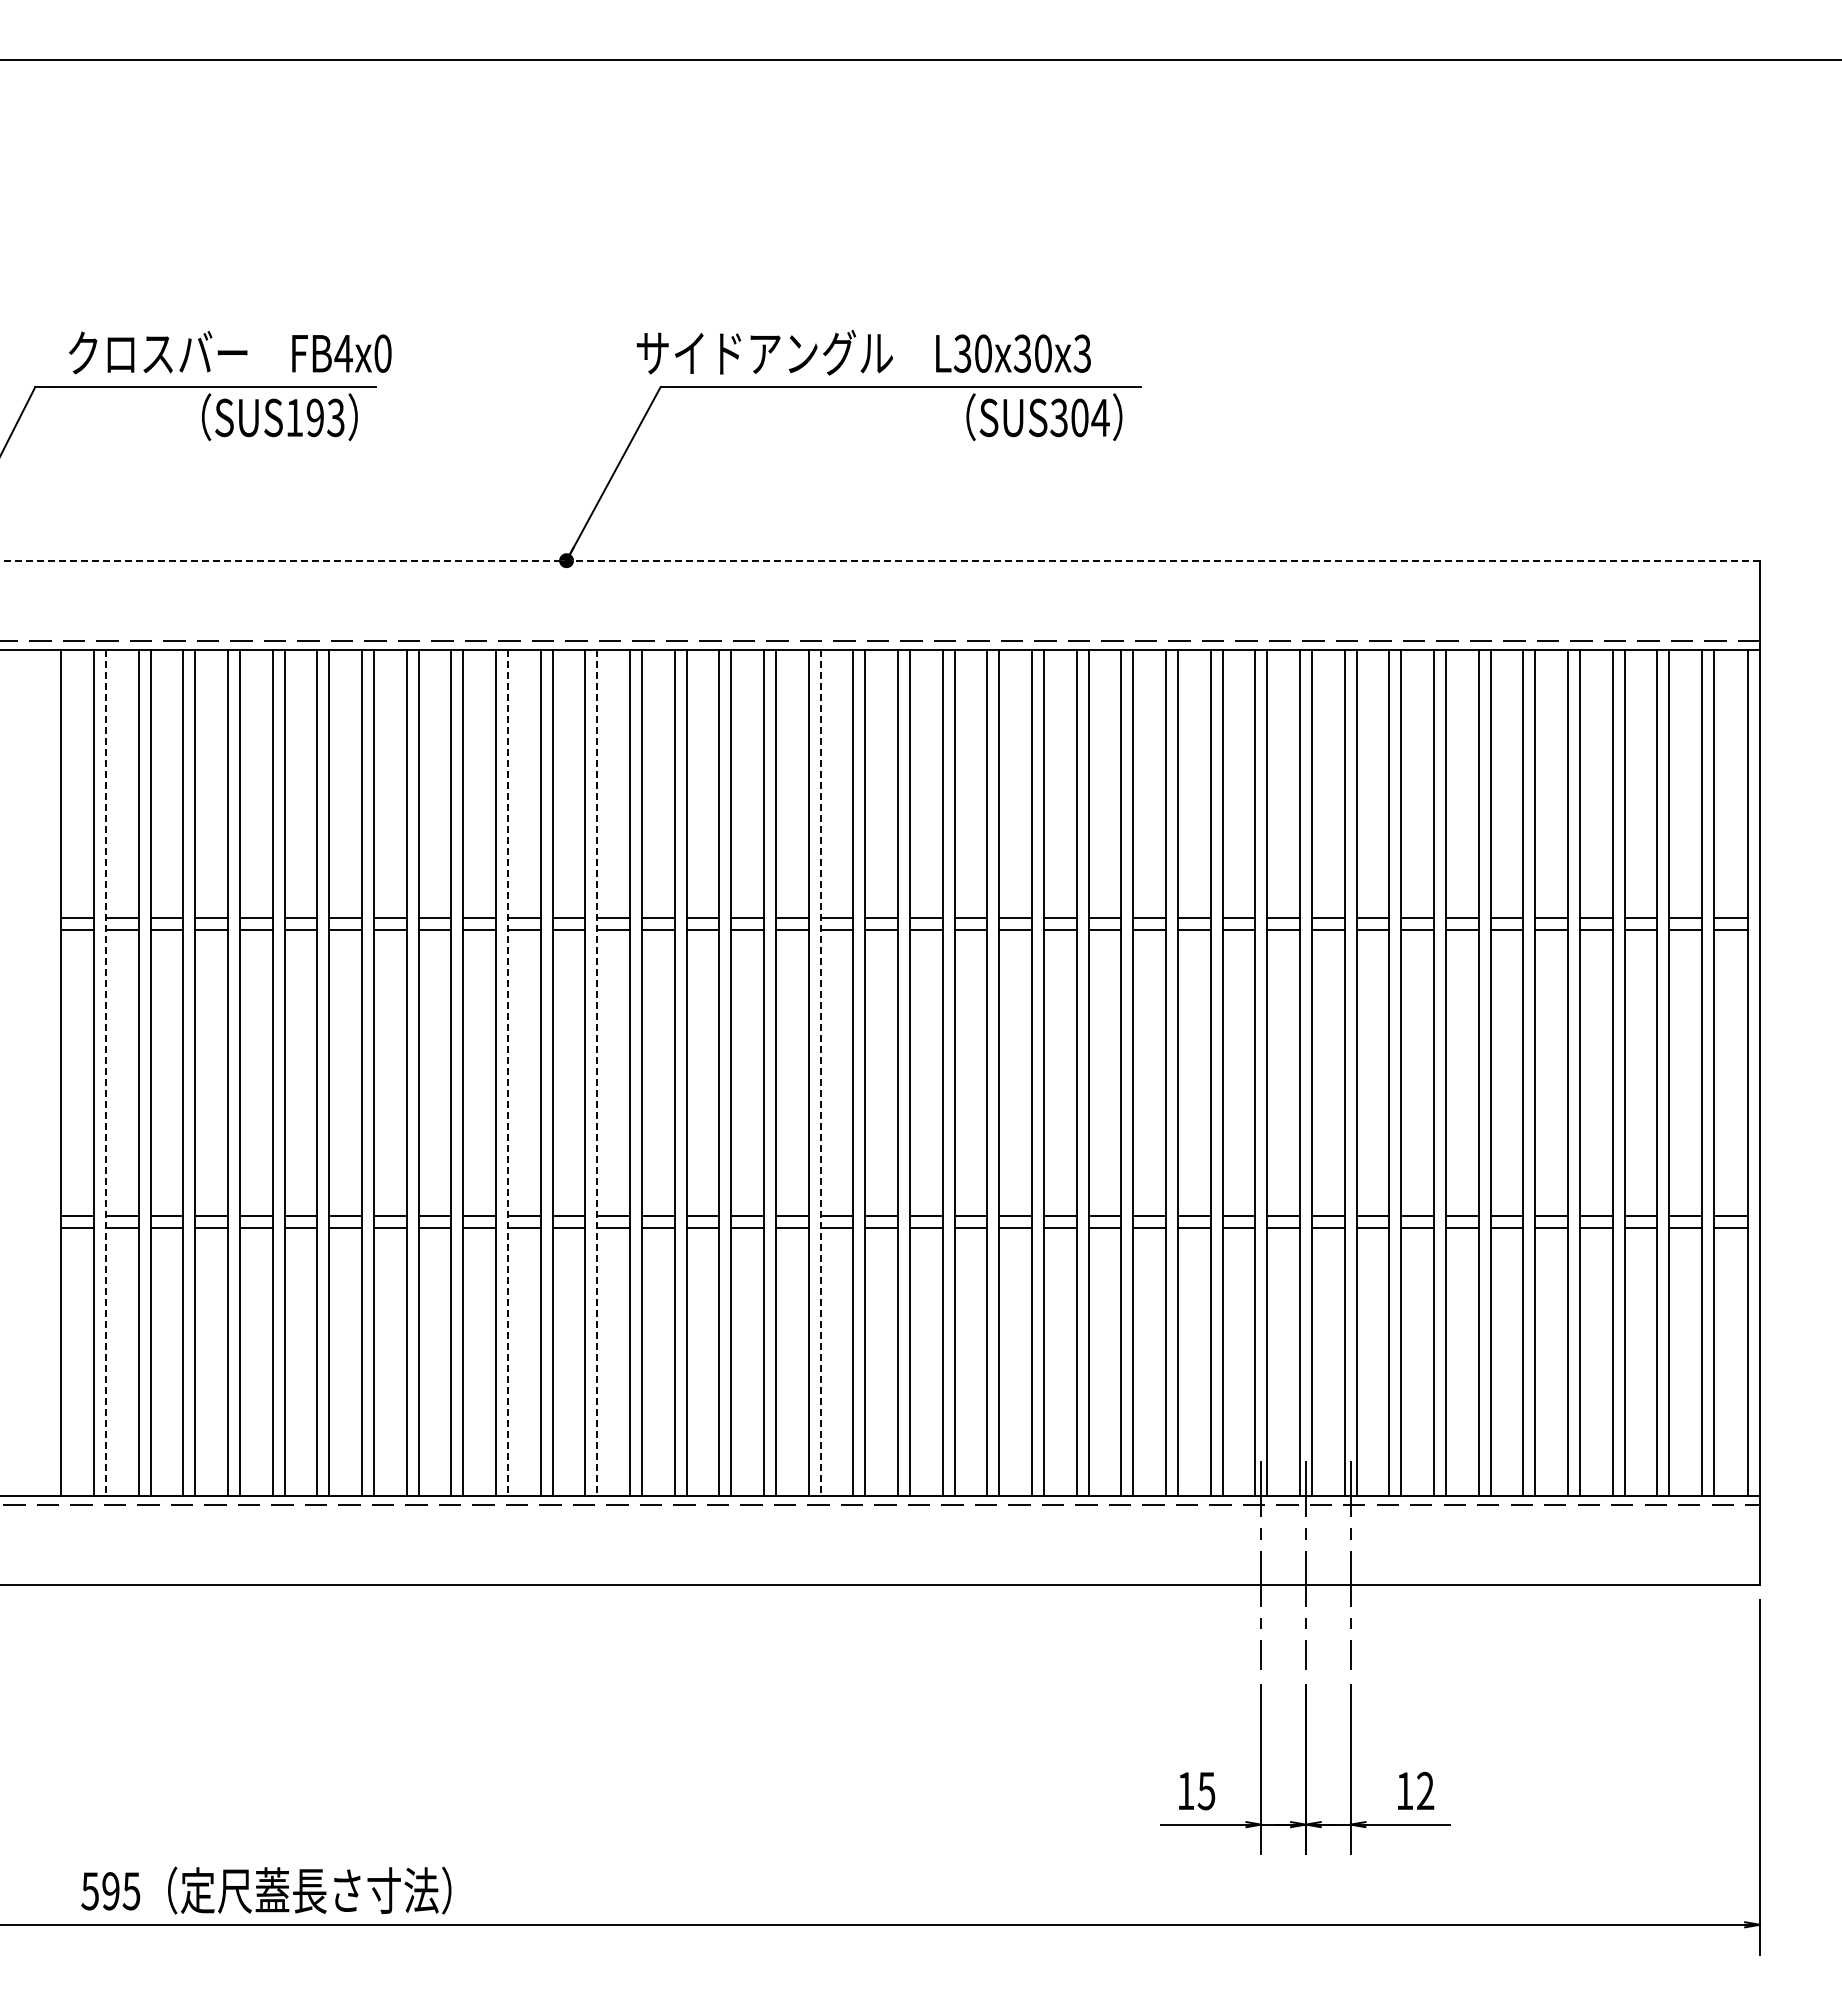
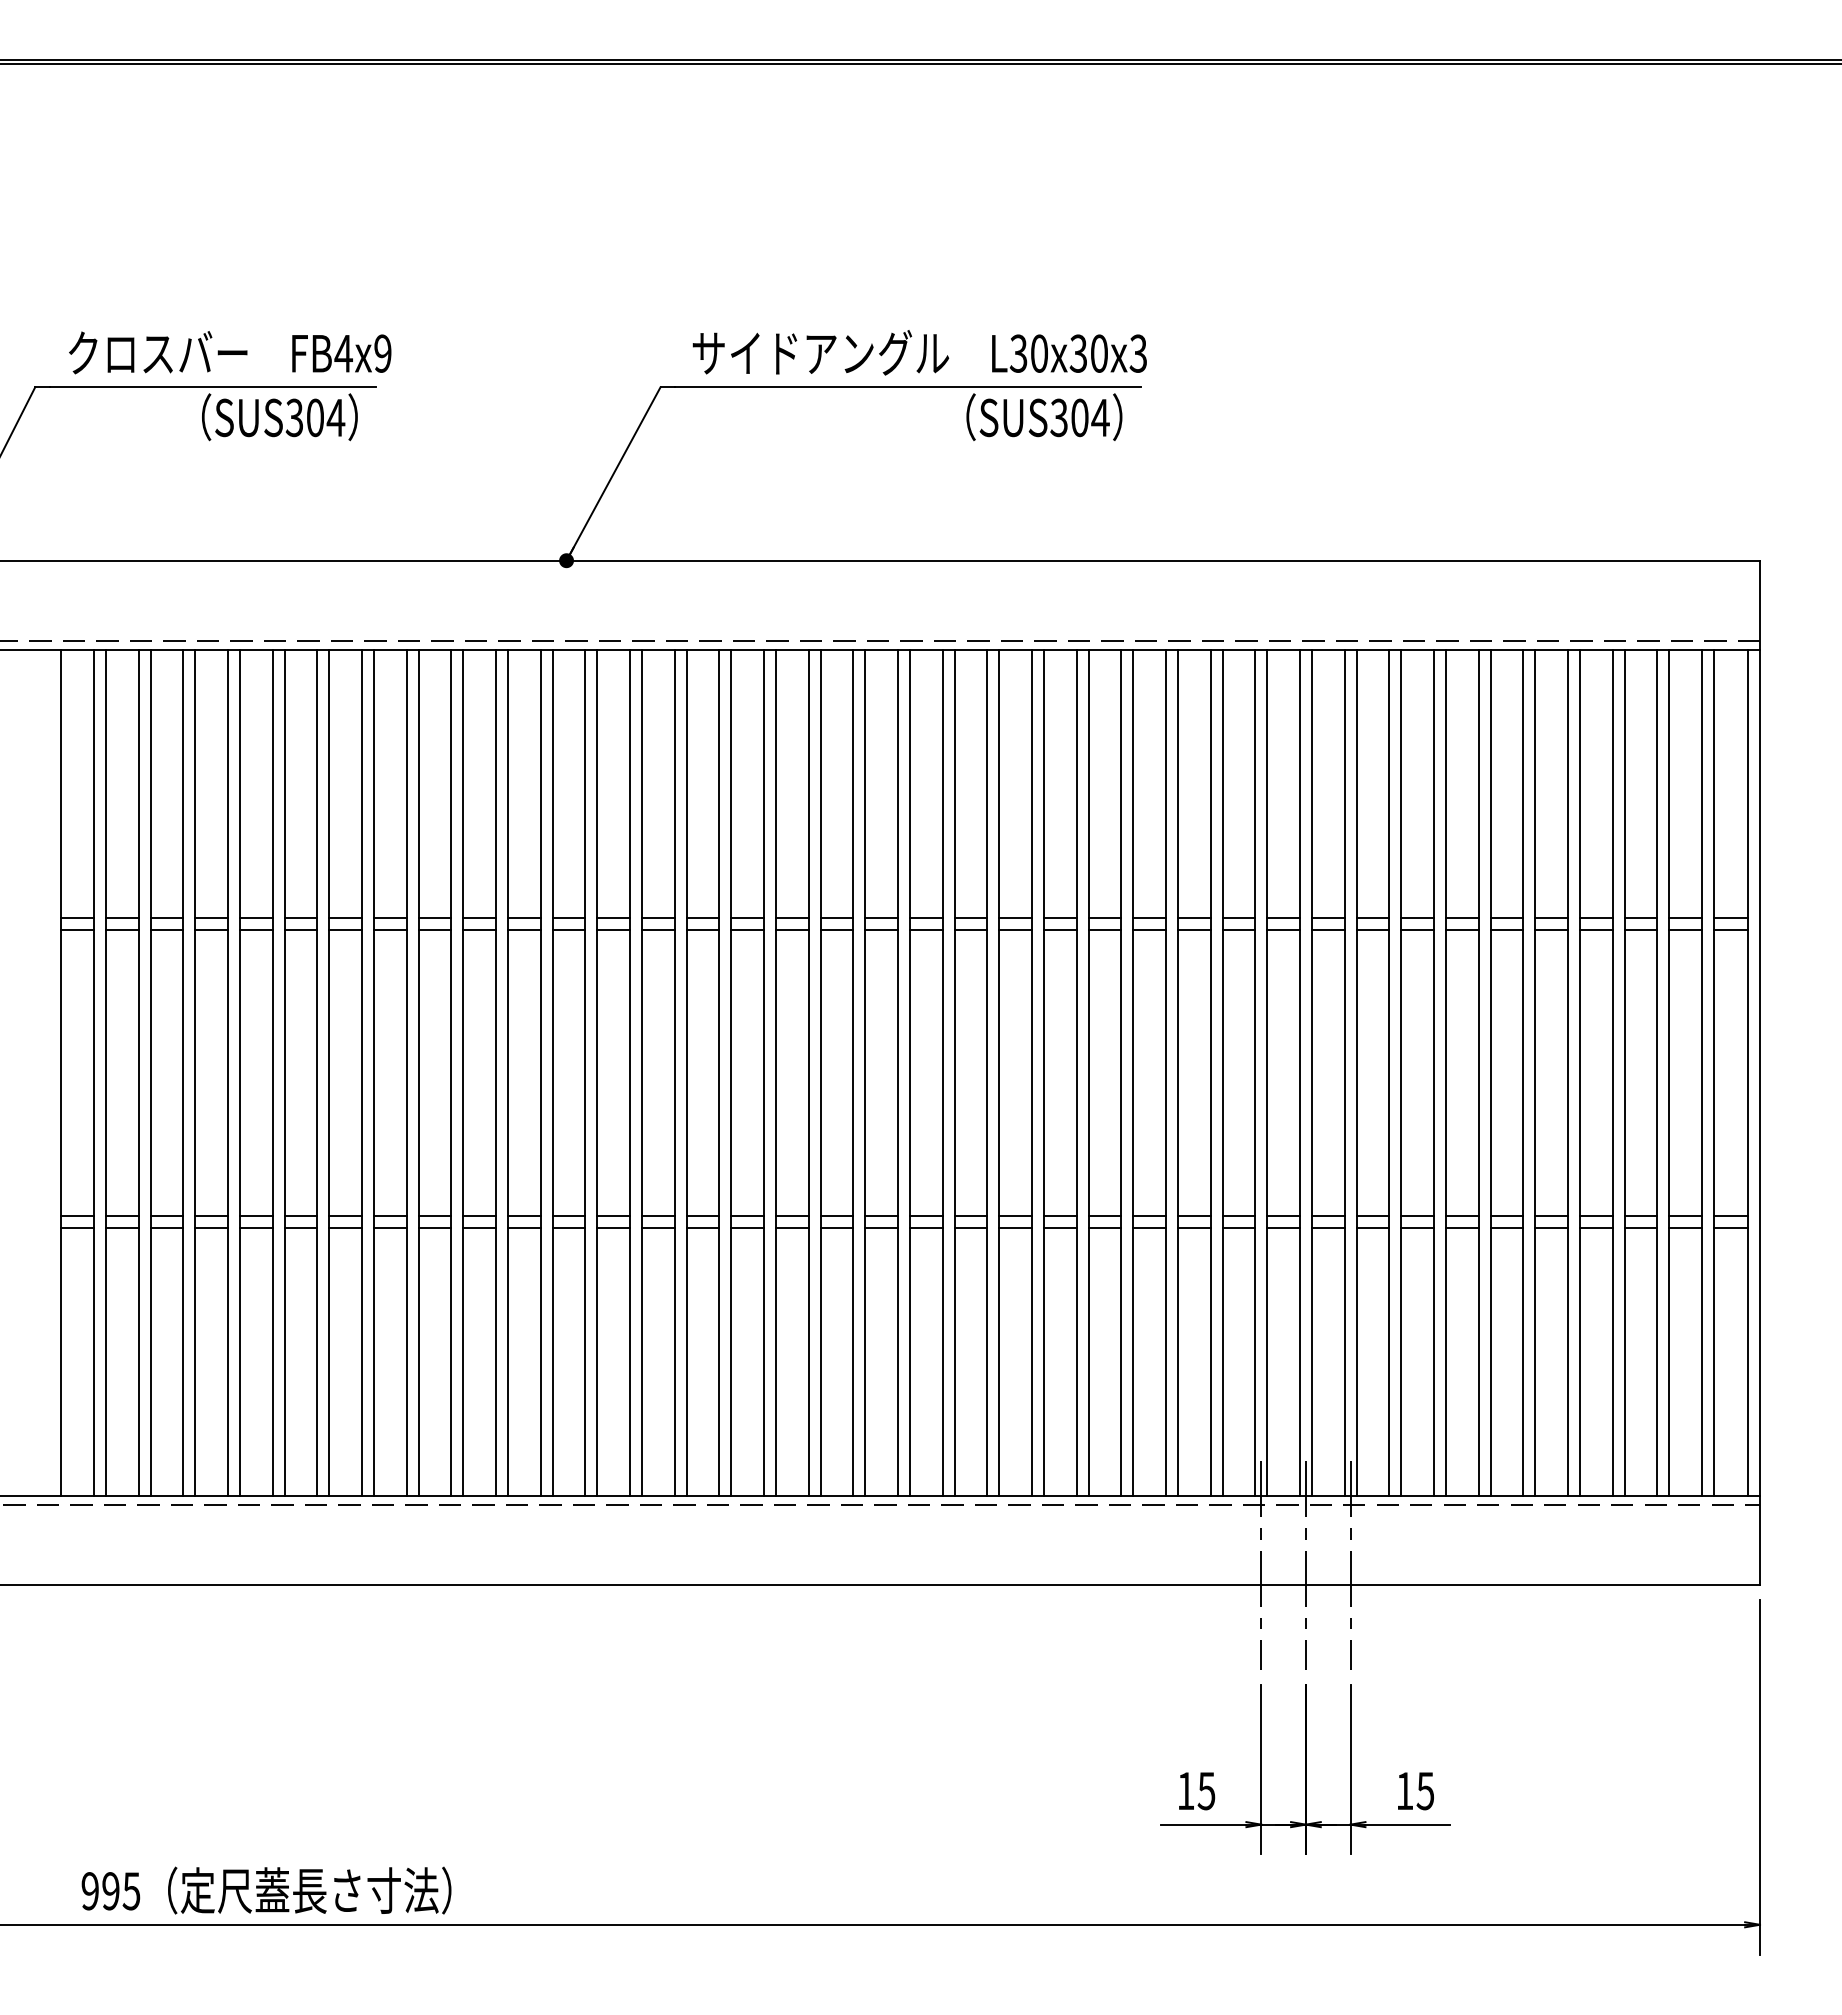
line: none -> present (920, 64)
text position: (863, 352) -> (919, 352) (919, 352)
text: FB4x0 -> FB4x9 (382, 353)
text: SUS193 -> SUS304 (315, 417)
line: dashed -> solid (880, 560)
line: dashed -> solid (106, 1072)
line: dashed -> solid (507, 1072)
line: dashed -> solid (597, 1072)
line: dashed -> solid (820, 1072)
text: 12 -> 15 (1425, 1790)
text: 595 -> 995 (89, 1891)
